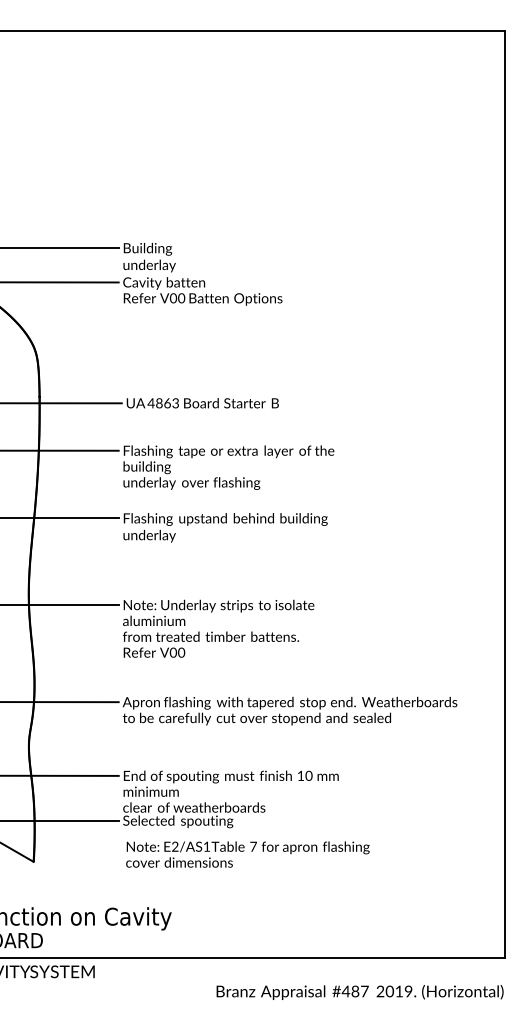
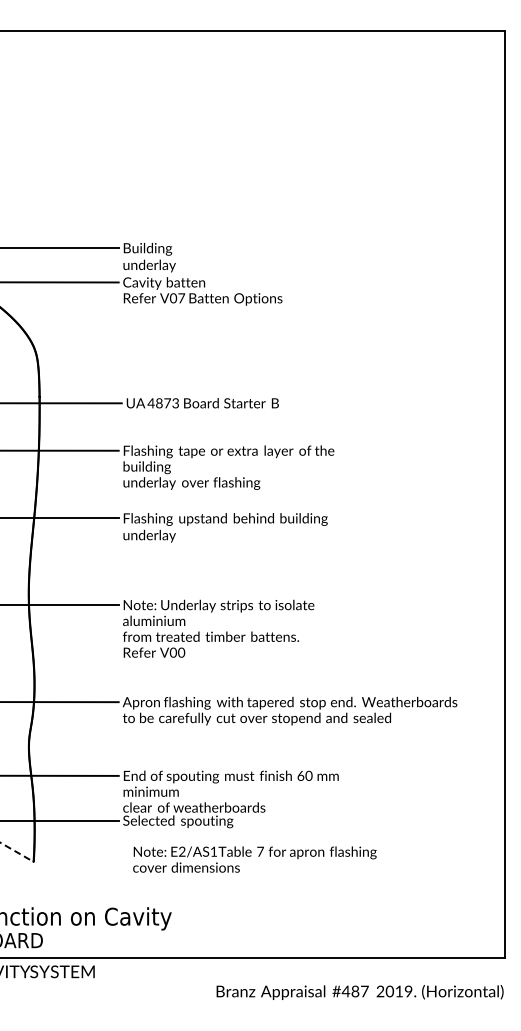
text: V00 -> V07 (181, 298)
text: 4863 -> 4873 (167, 403)
text: 10 -> 60 (300, 775)
line: solid -> dashed (17, 852)
text position: (247, 854) -> (254, 859) (254, 859)
